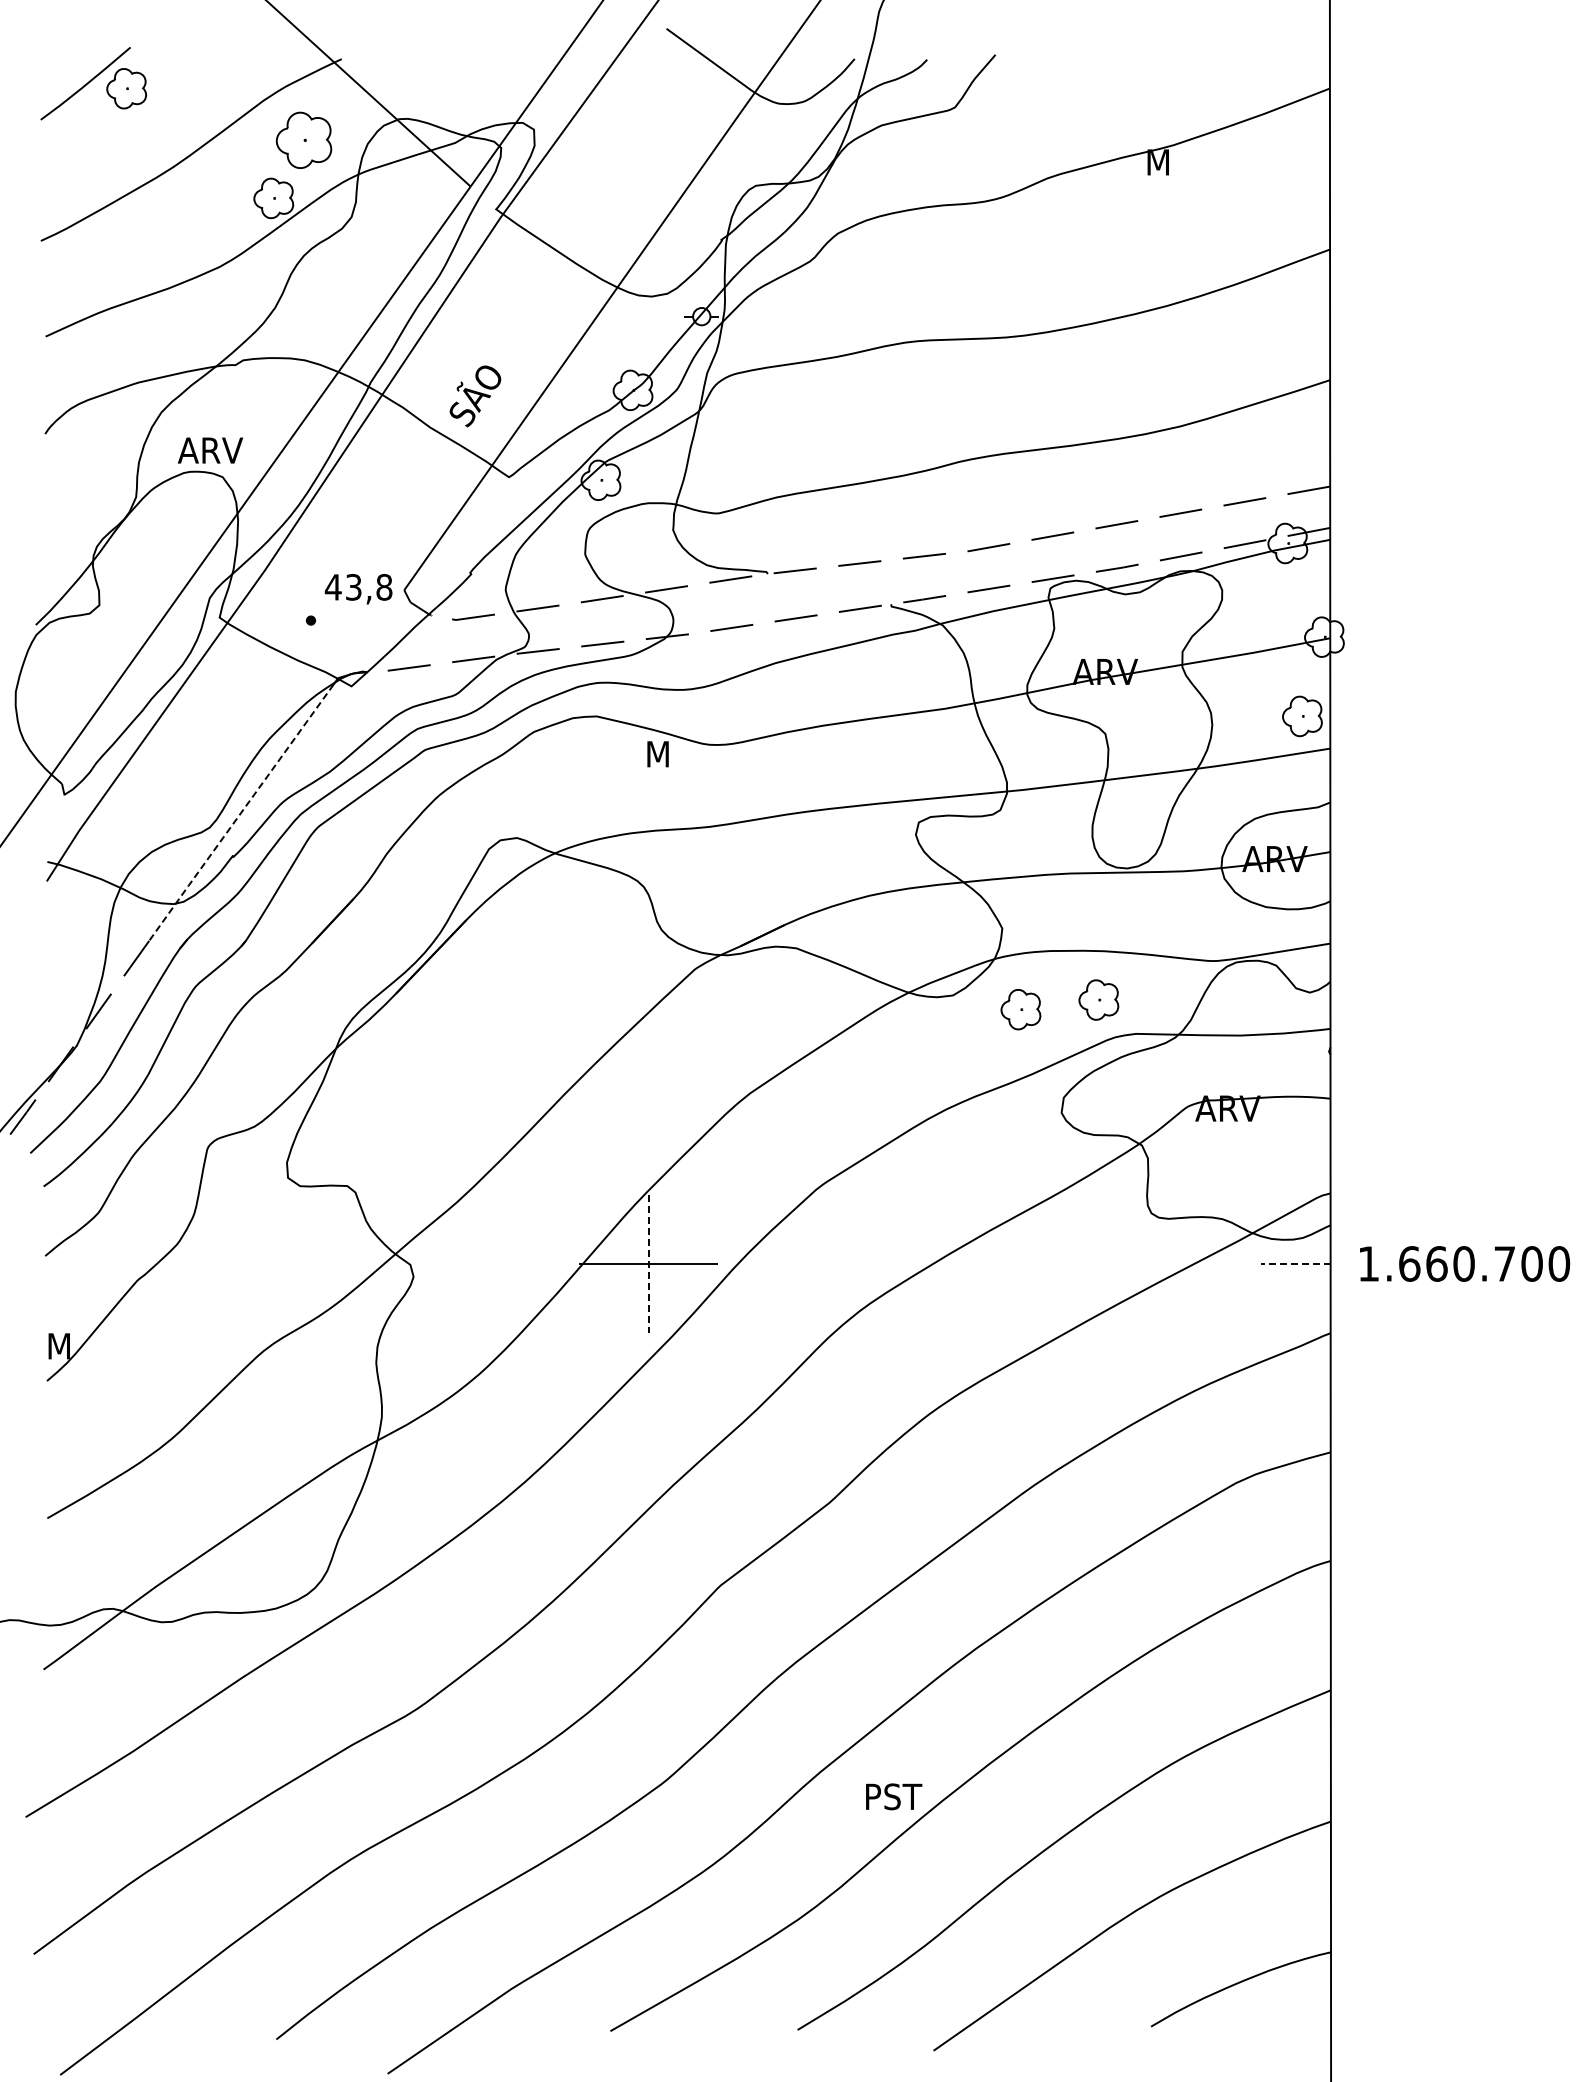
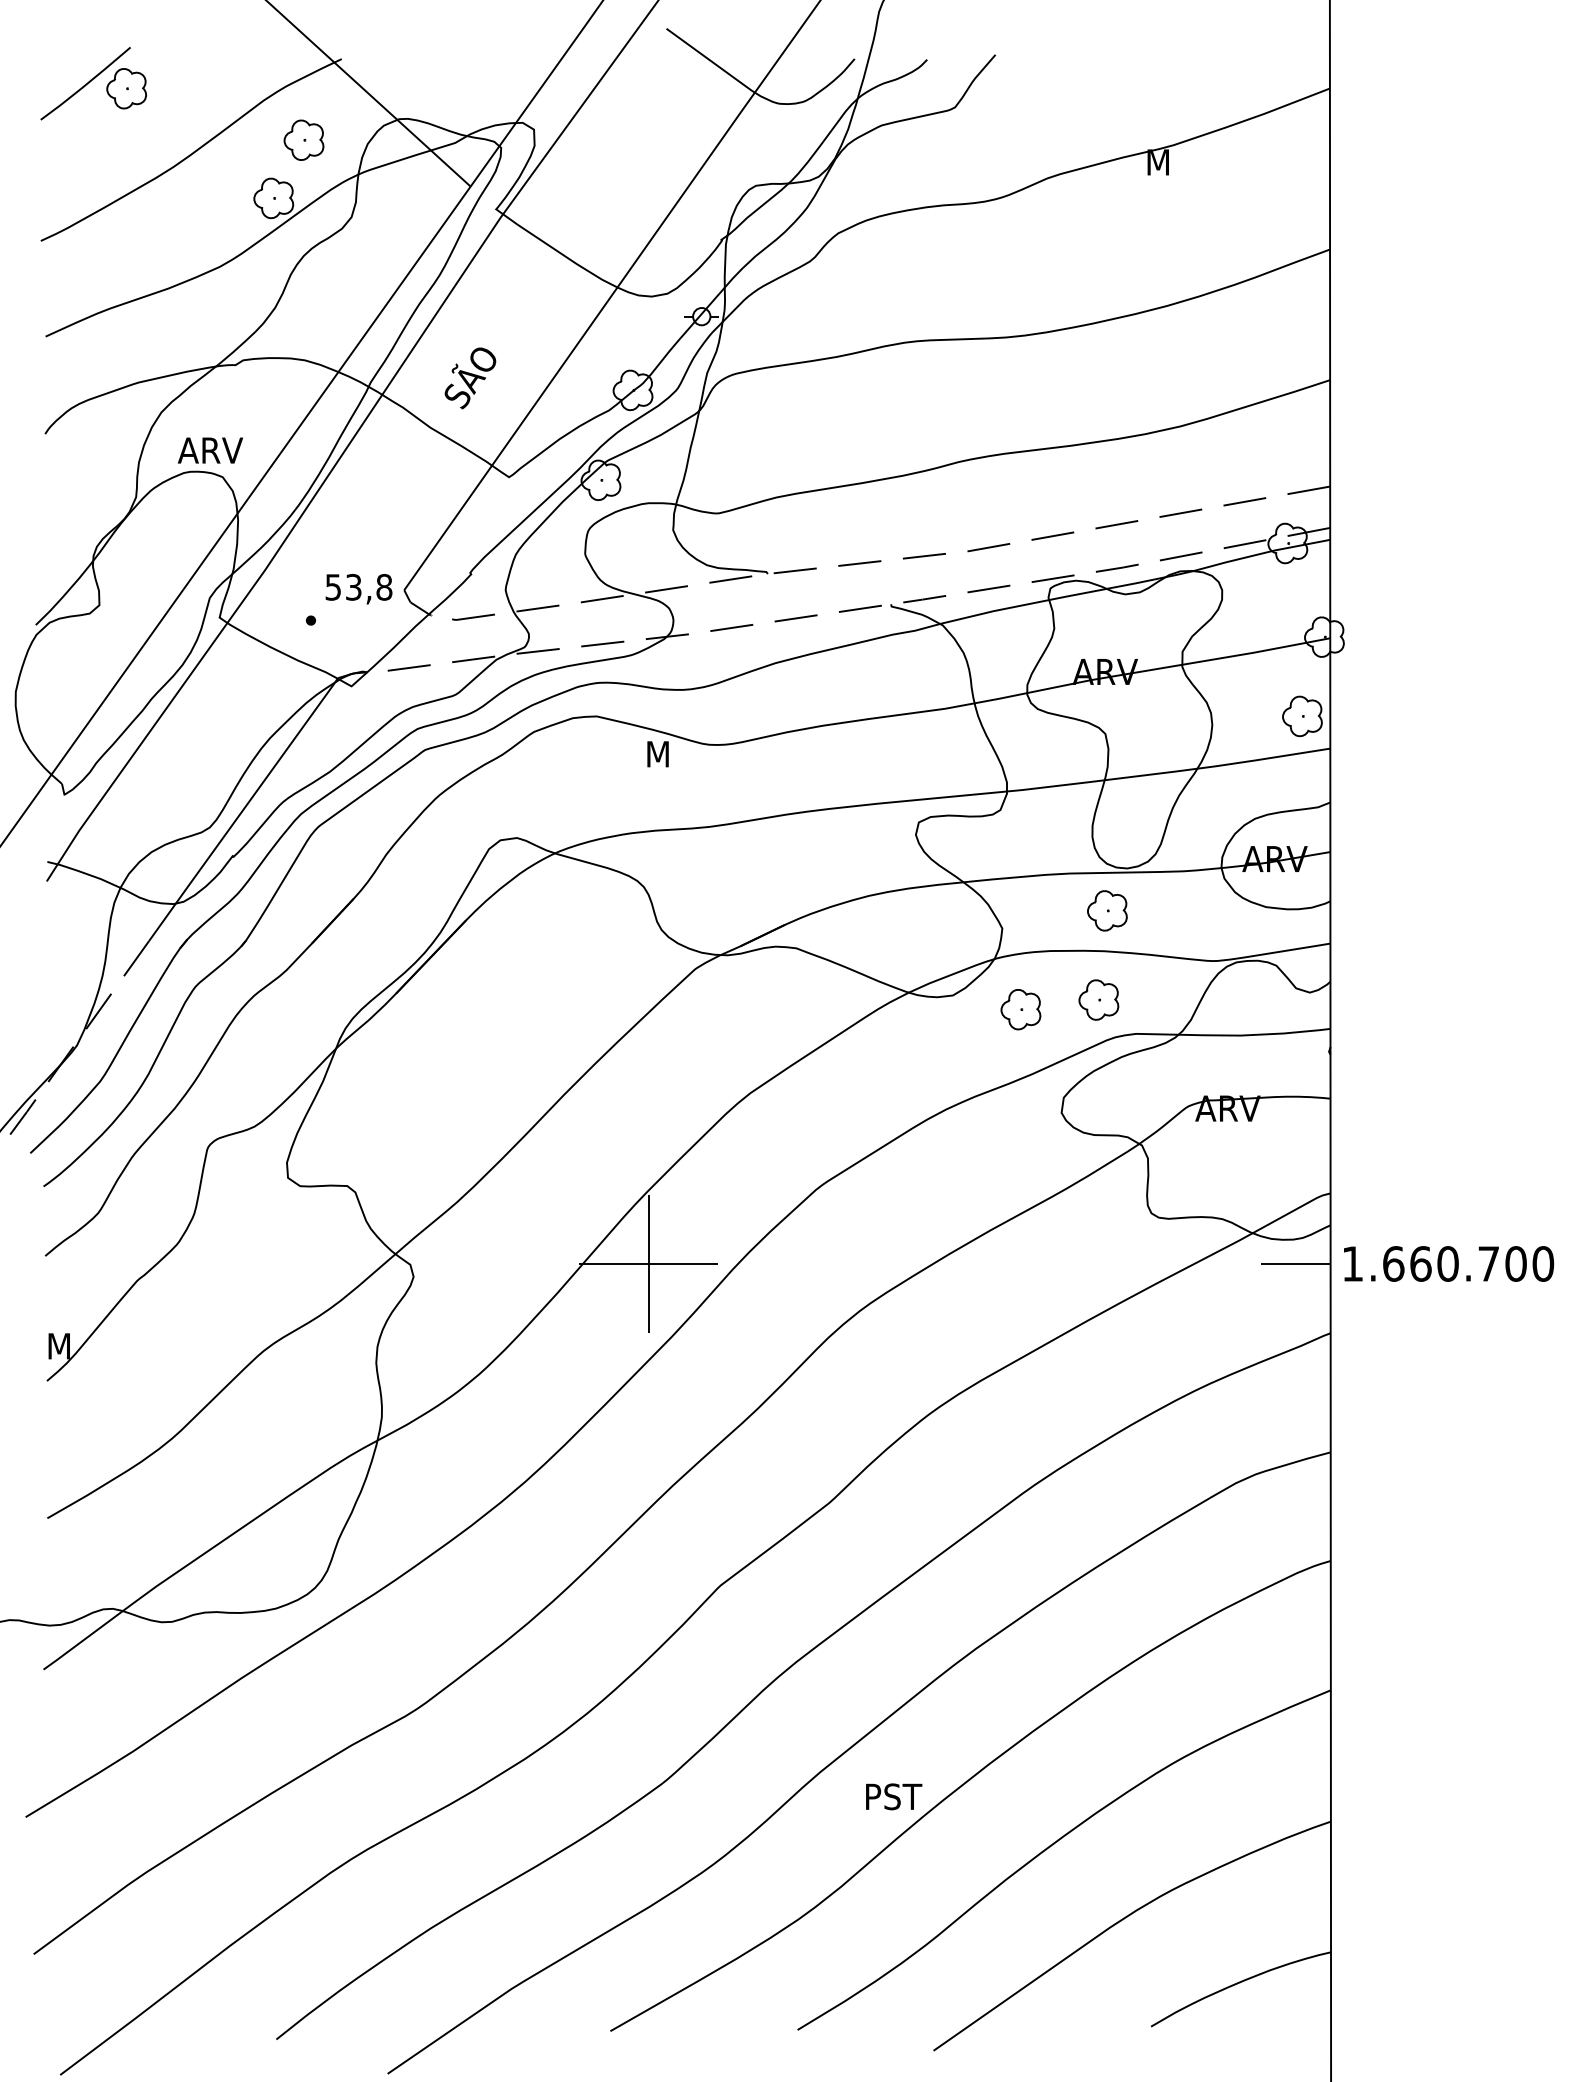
part size: 58x58 px -> 42x42 px (303, 139)
text position: (475, 396) -> (470, 378) (470, 378)
text: 43,8 -> 53,8 (332, 587)
line: dashed -> solid (240, 813)
part: none -> present (1107, 910)
line: dashed -> solid (1295, 1263)
text position: (1465, 1263) -> (1449, 1263) (1449, 1263)
line: dashed -> solid (648, 1264)
